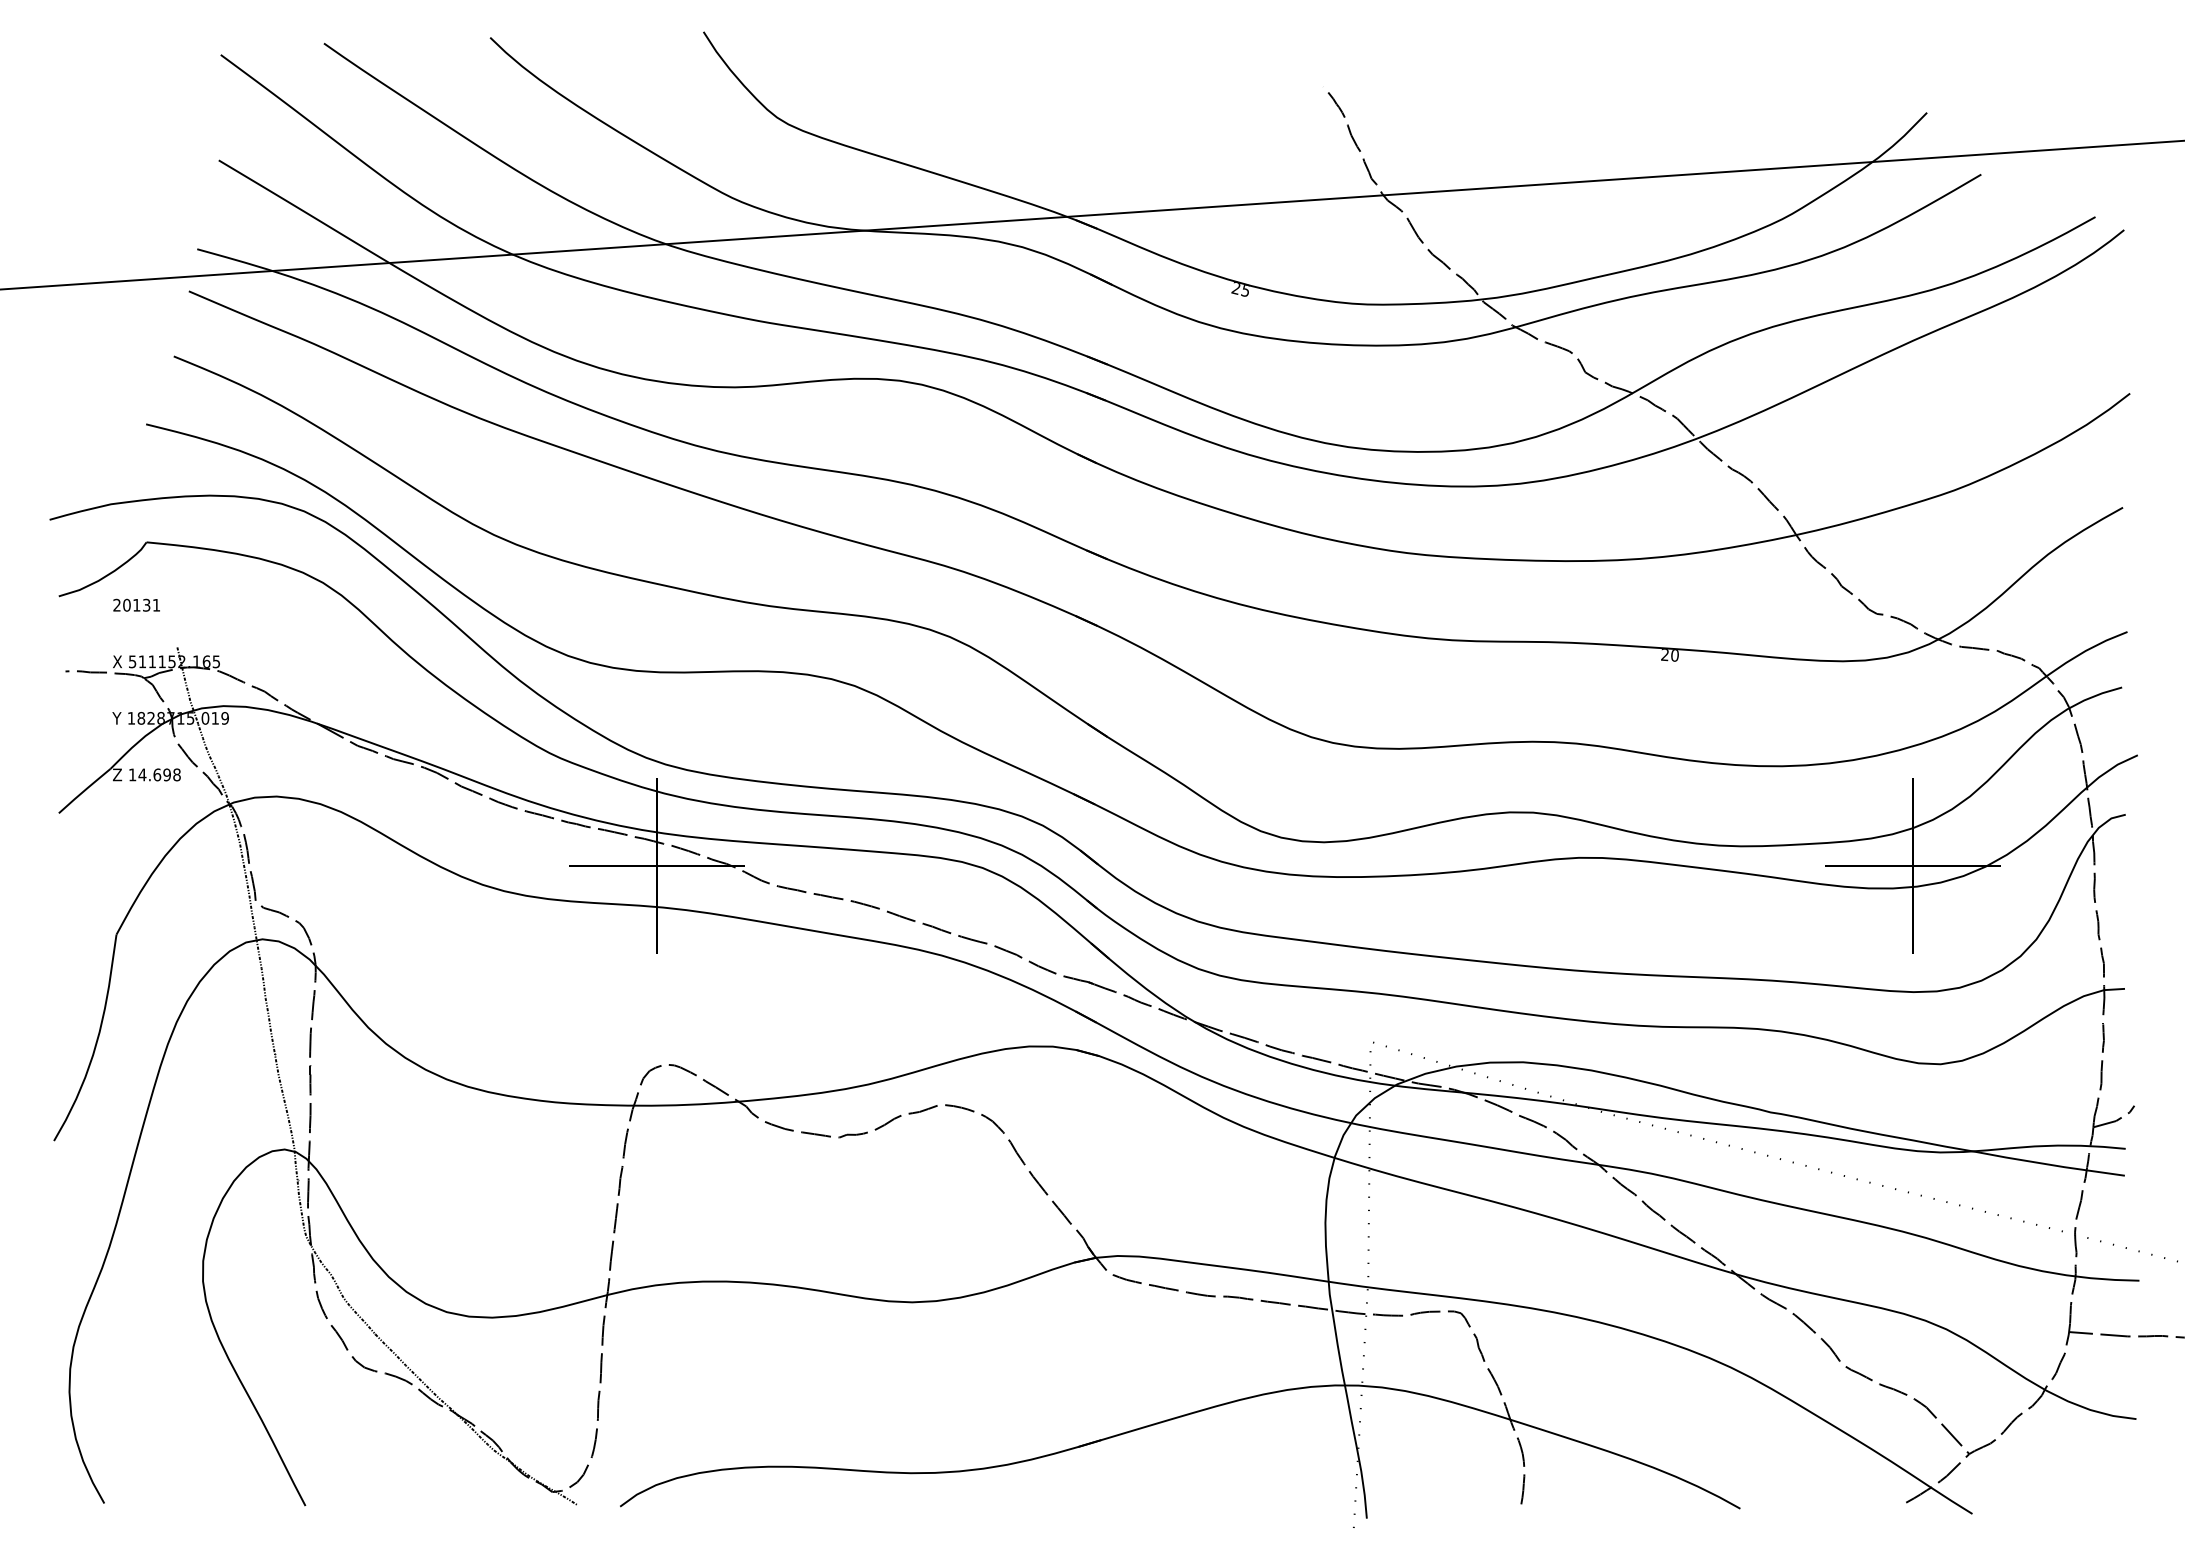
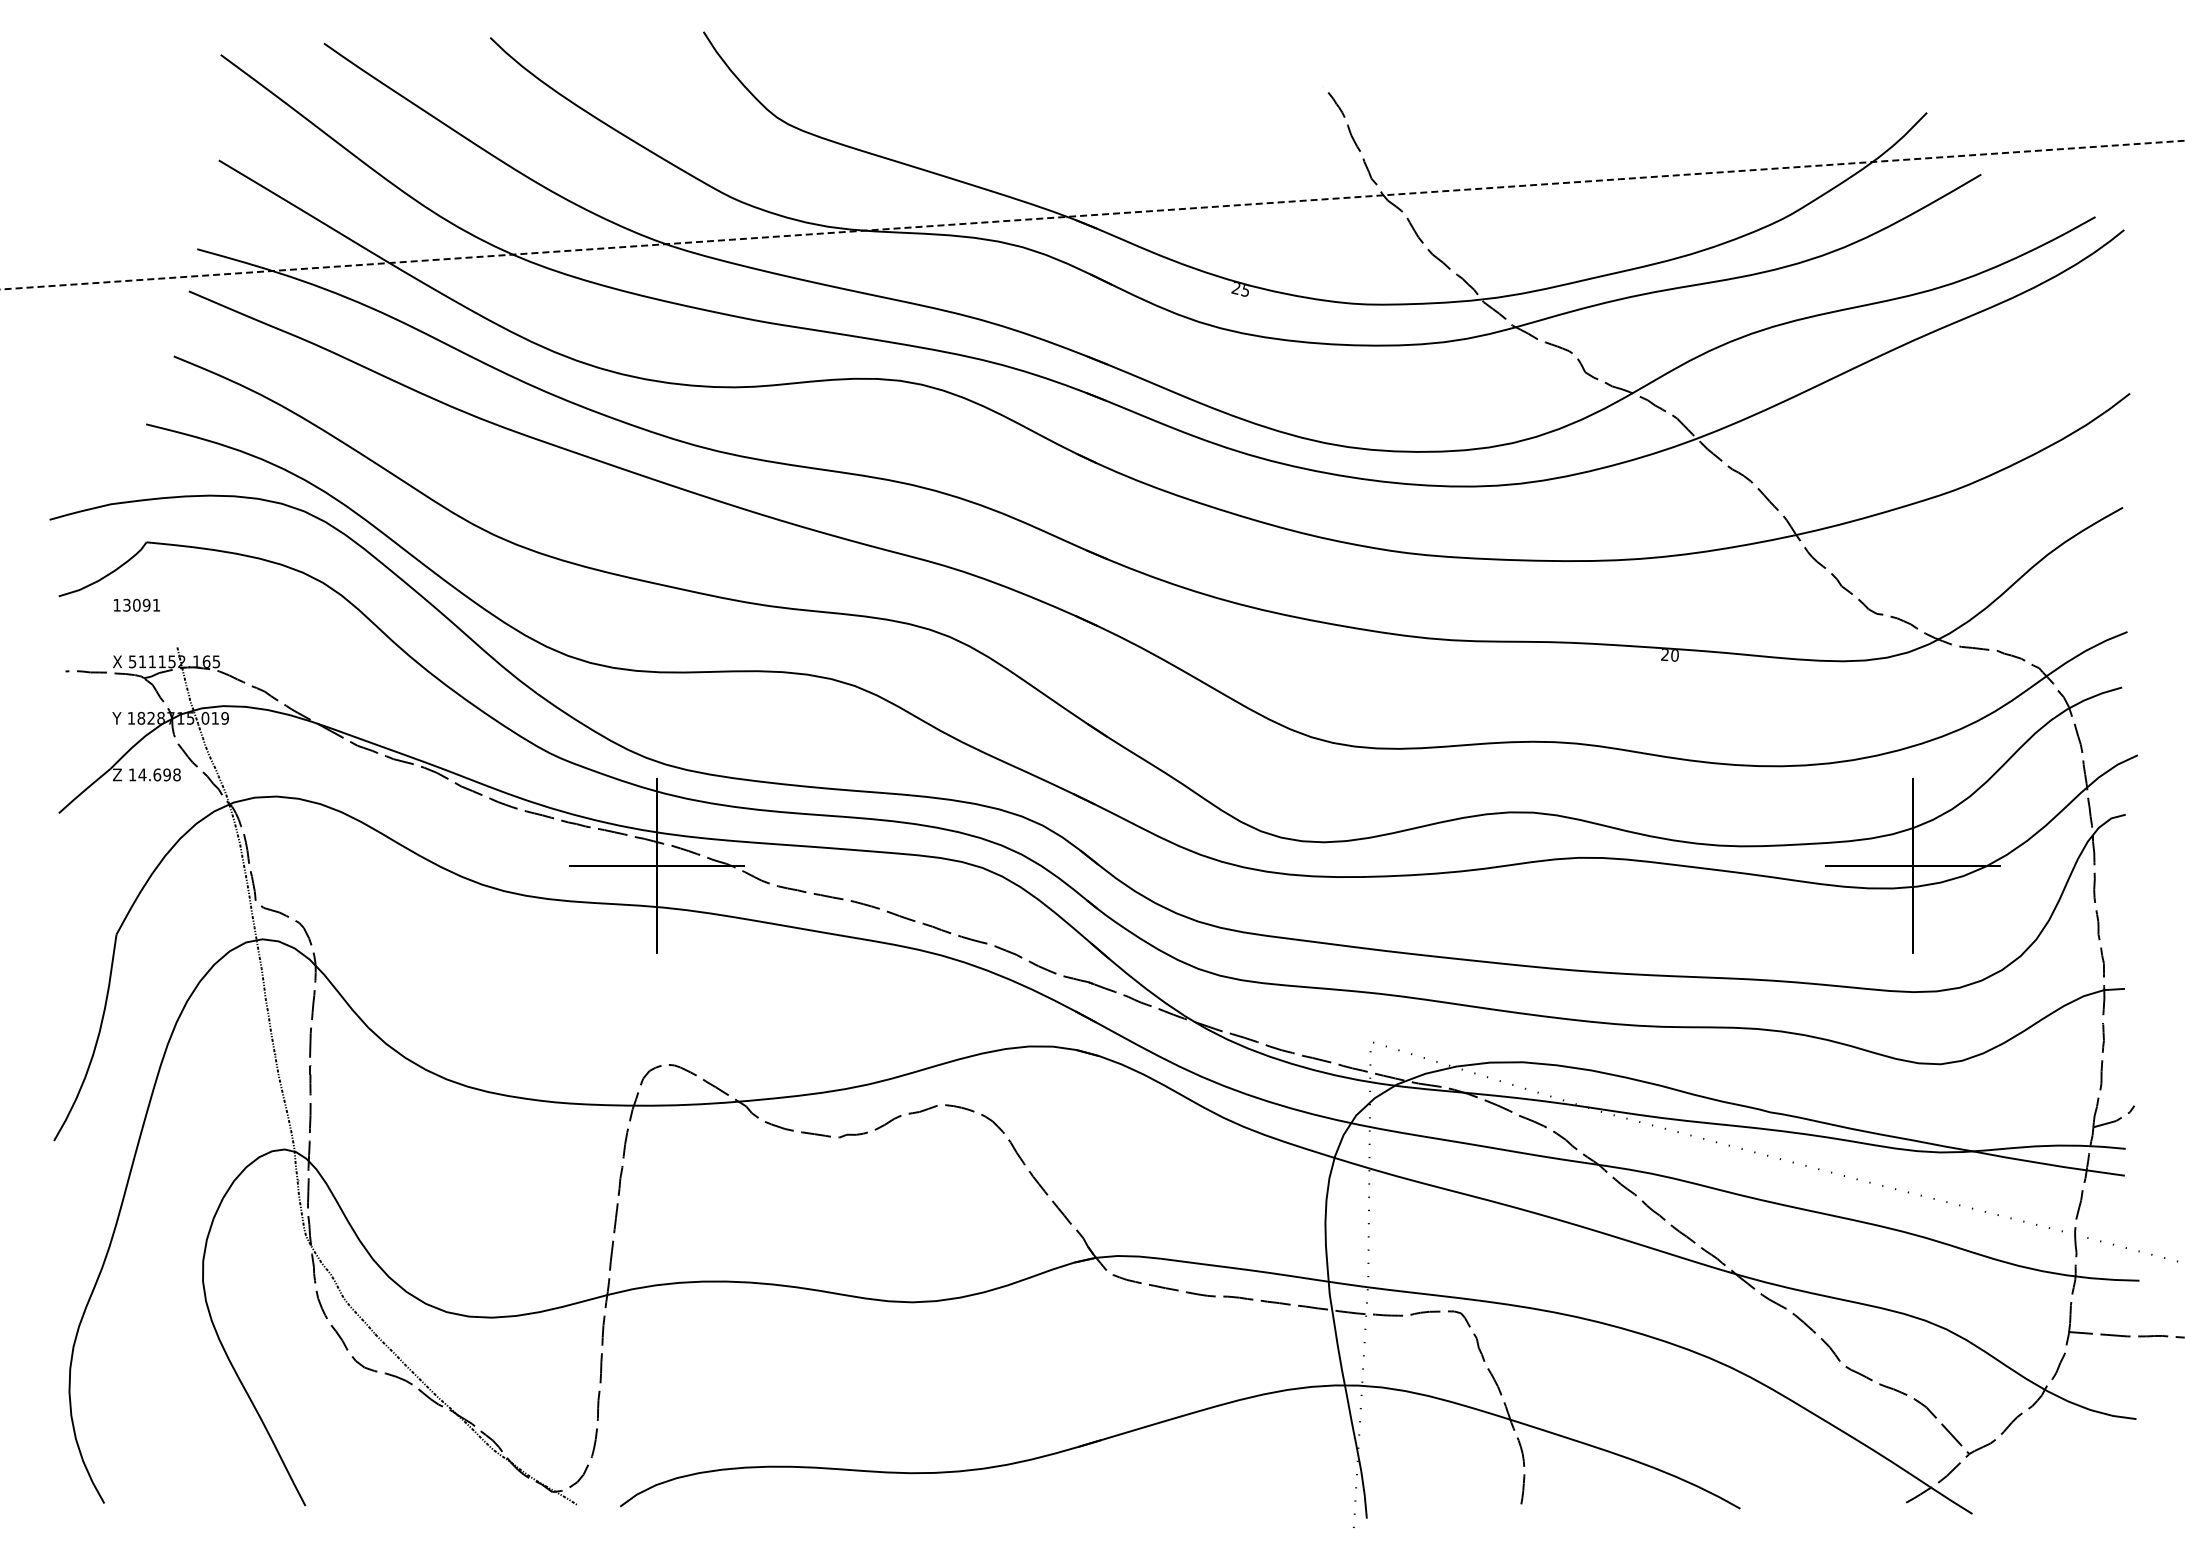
line: solid -> dashed (1092, 215)
text: 20131 -> 13091 (131, 604)
